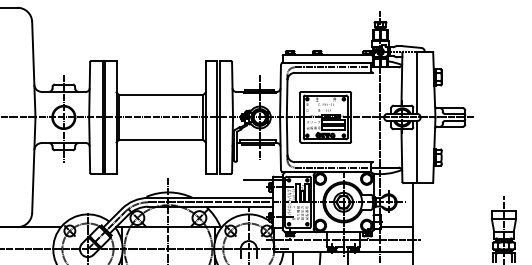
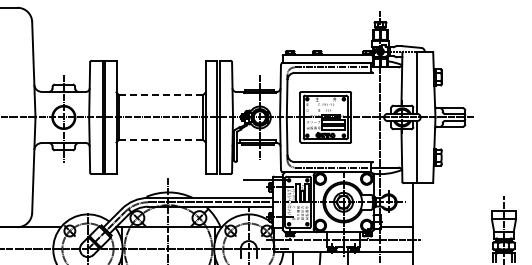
line: solid -> dashed (161, 95)
line: solid -> dashed (161, 139)
